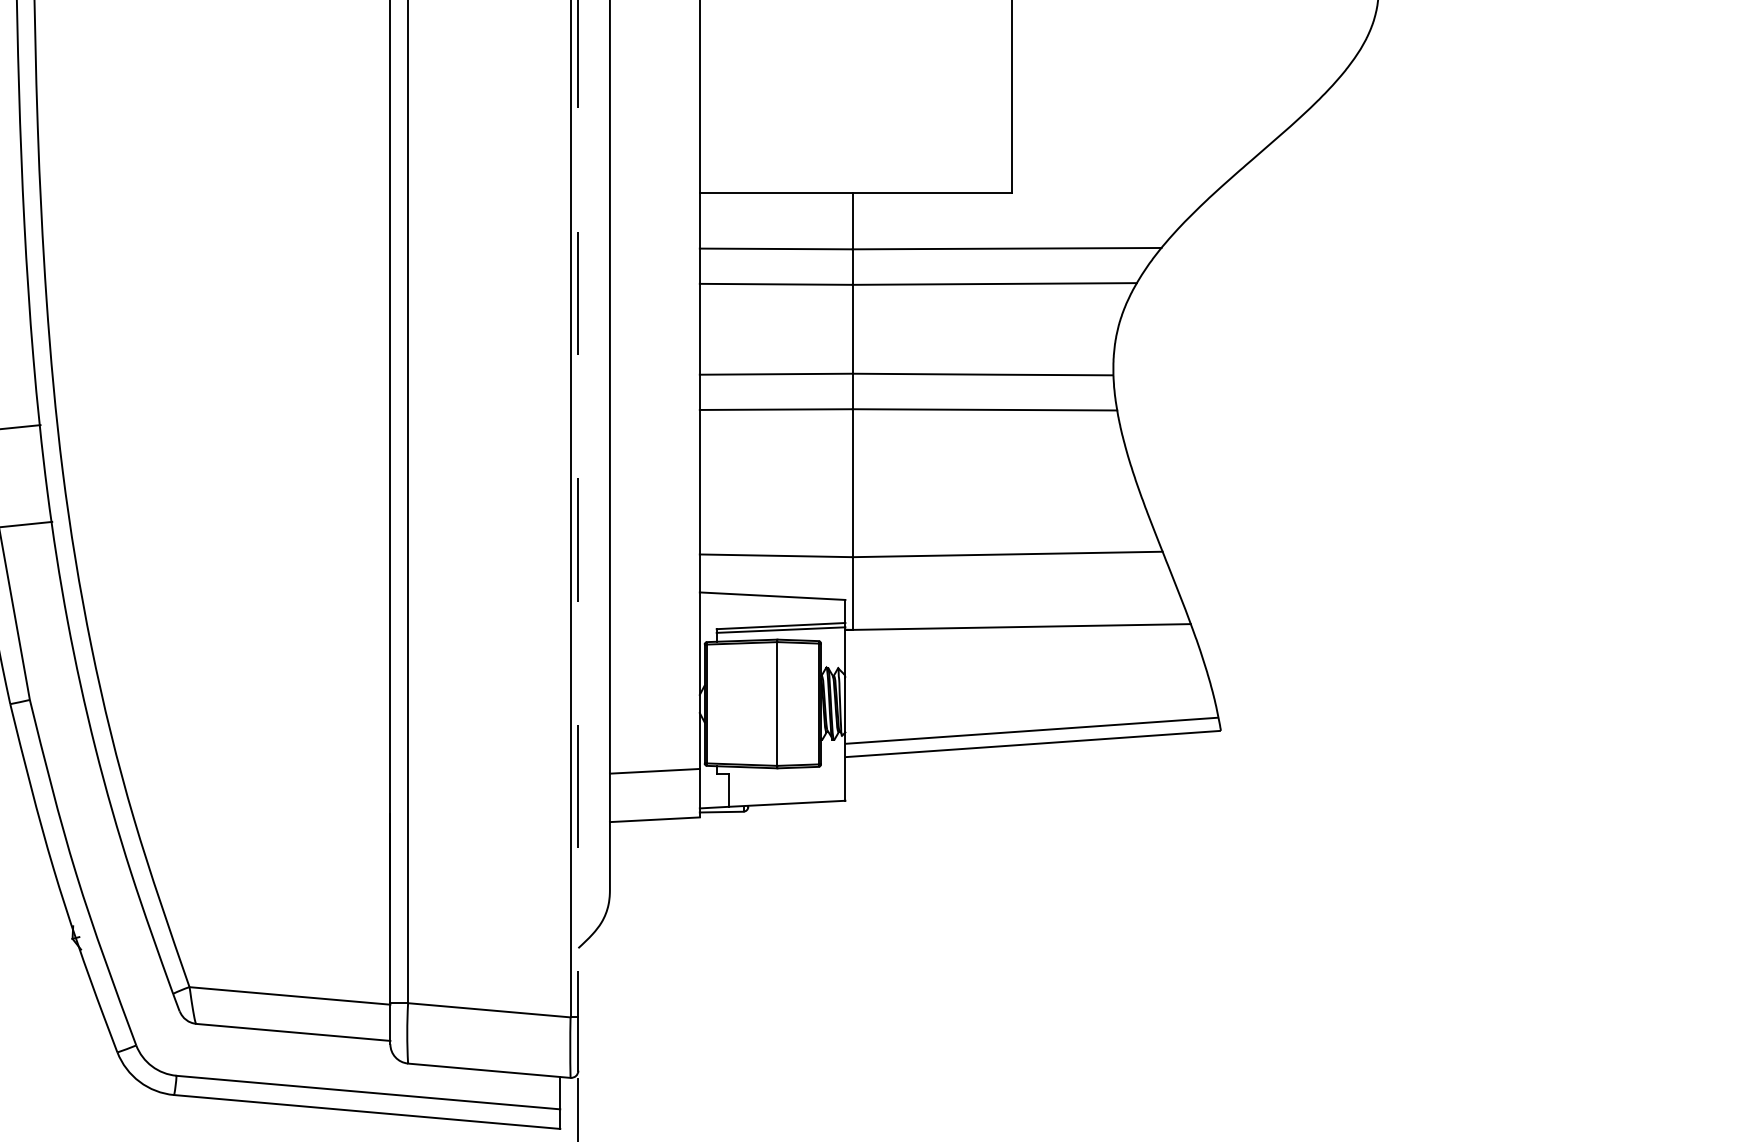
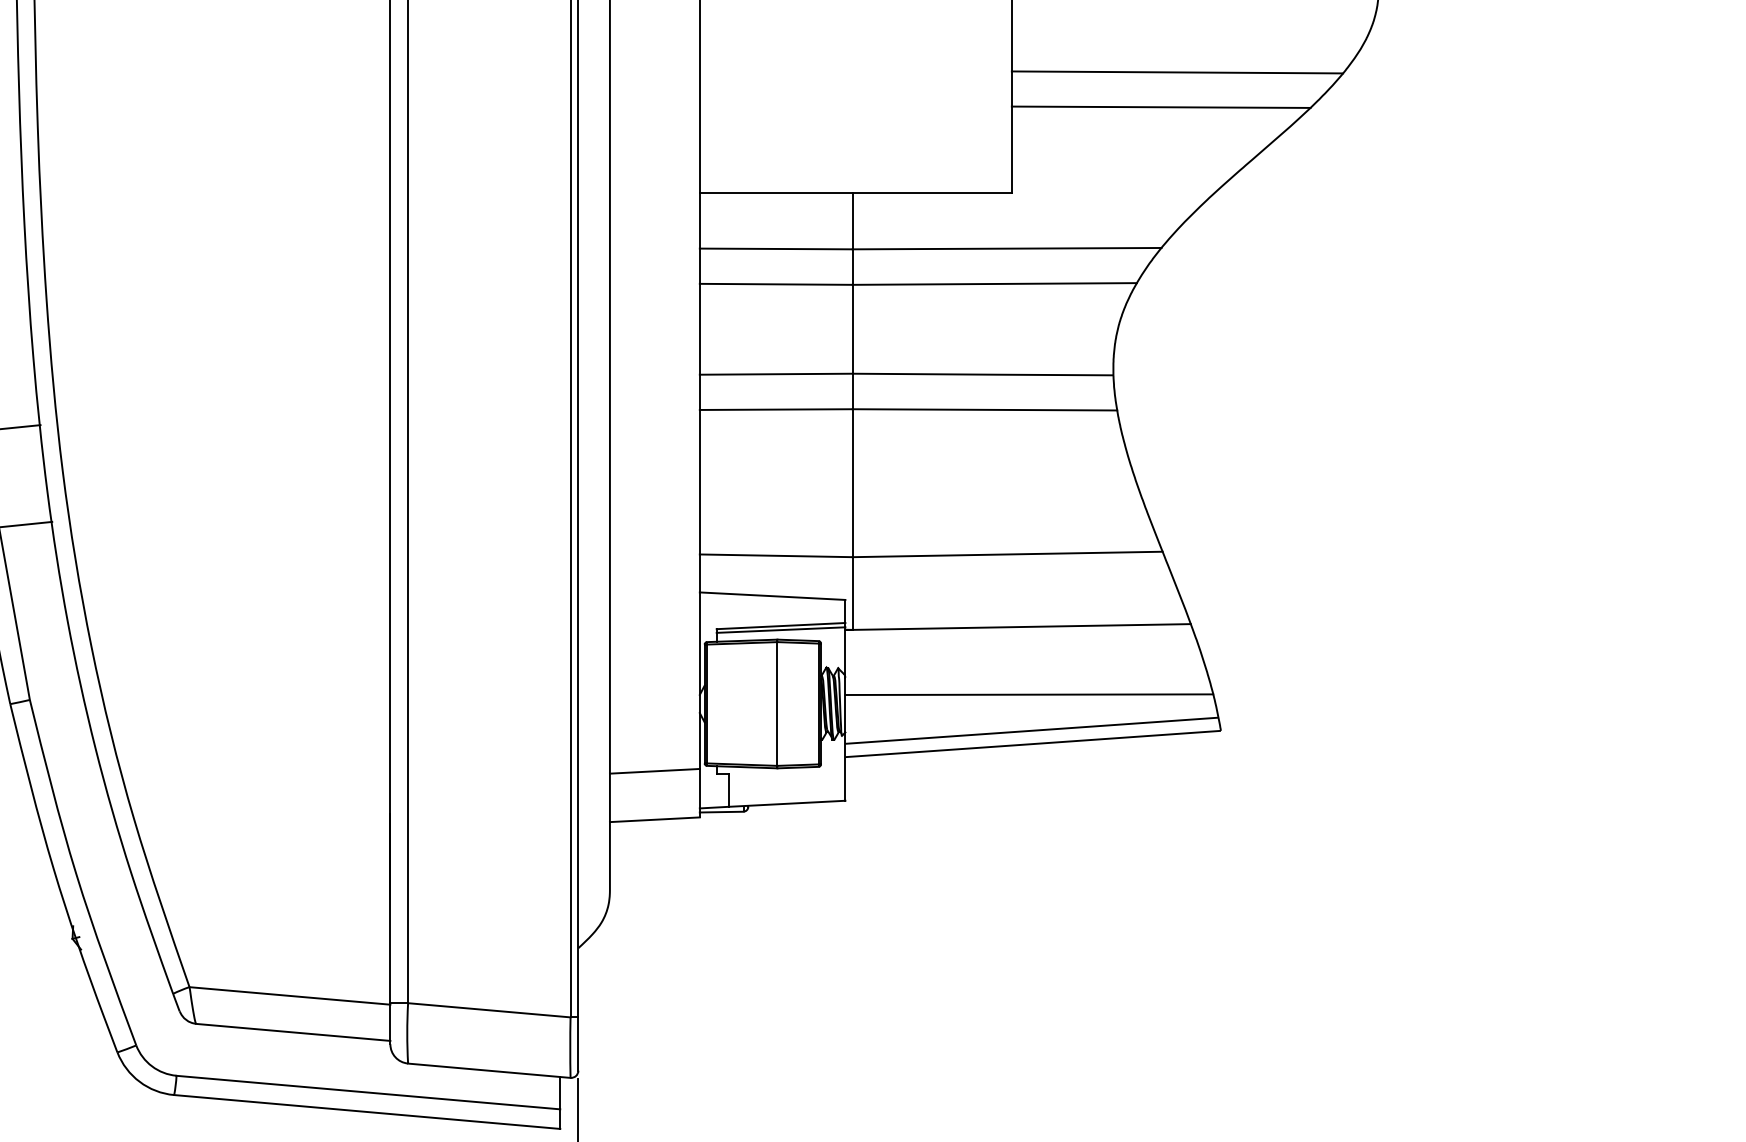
line: none -> present (1177, 72)
line: none -> present (1160, 106)
line: dashed -> solid (578, 509)
line: none -> present (1029, 694)
